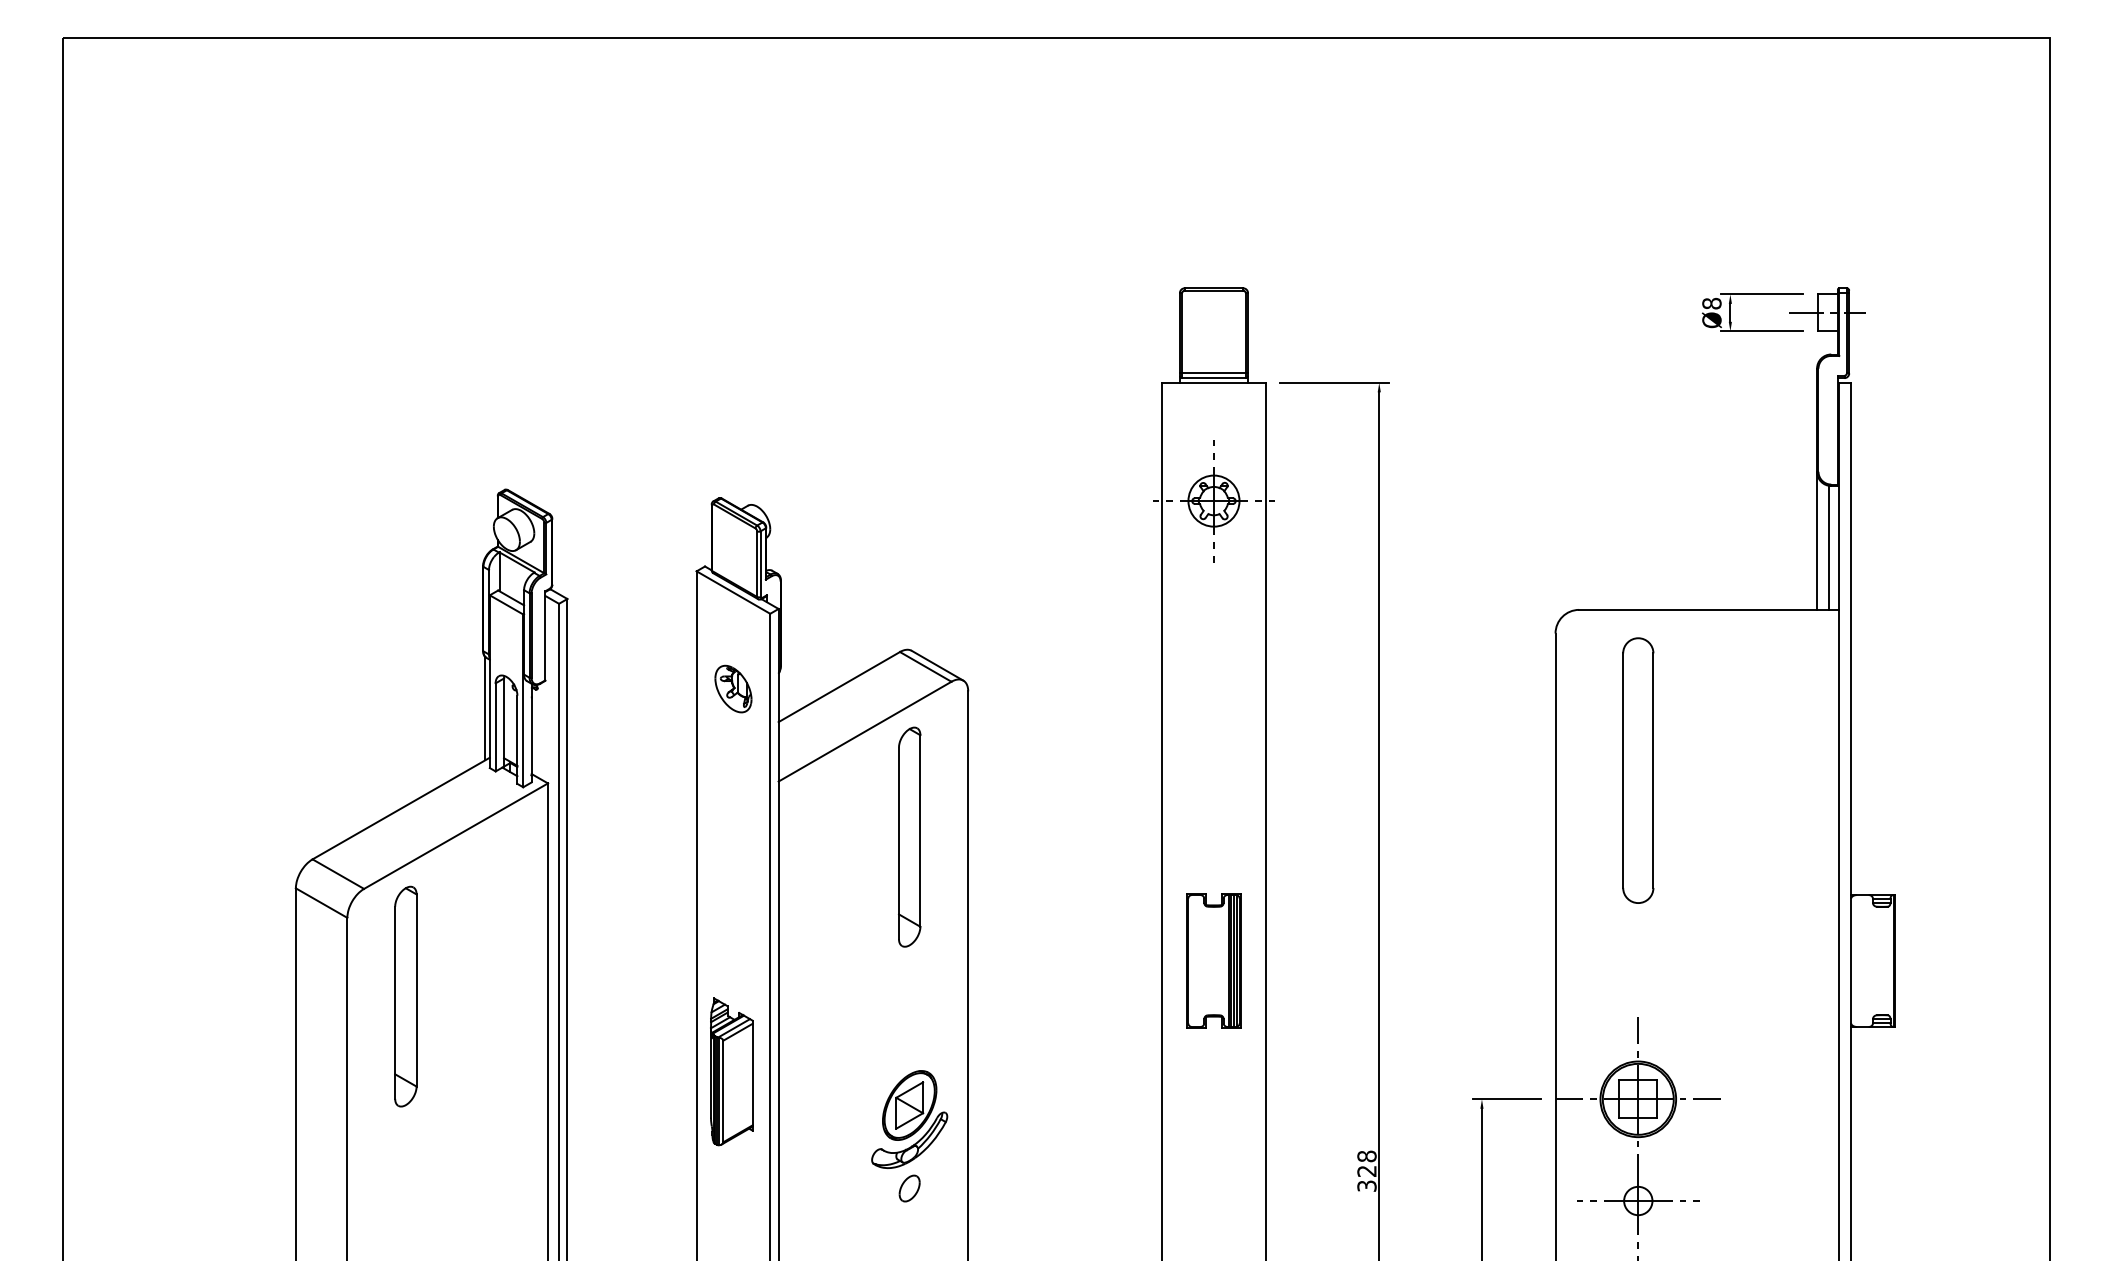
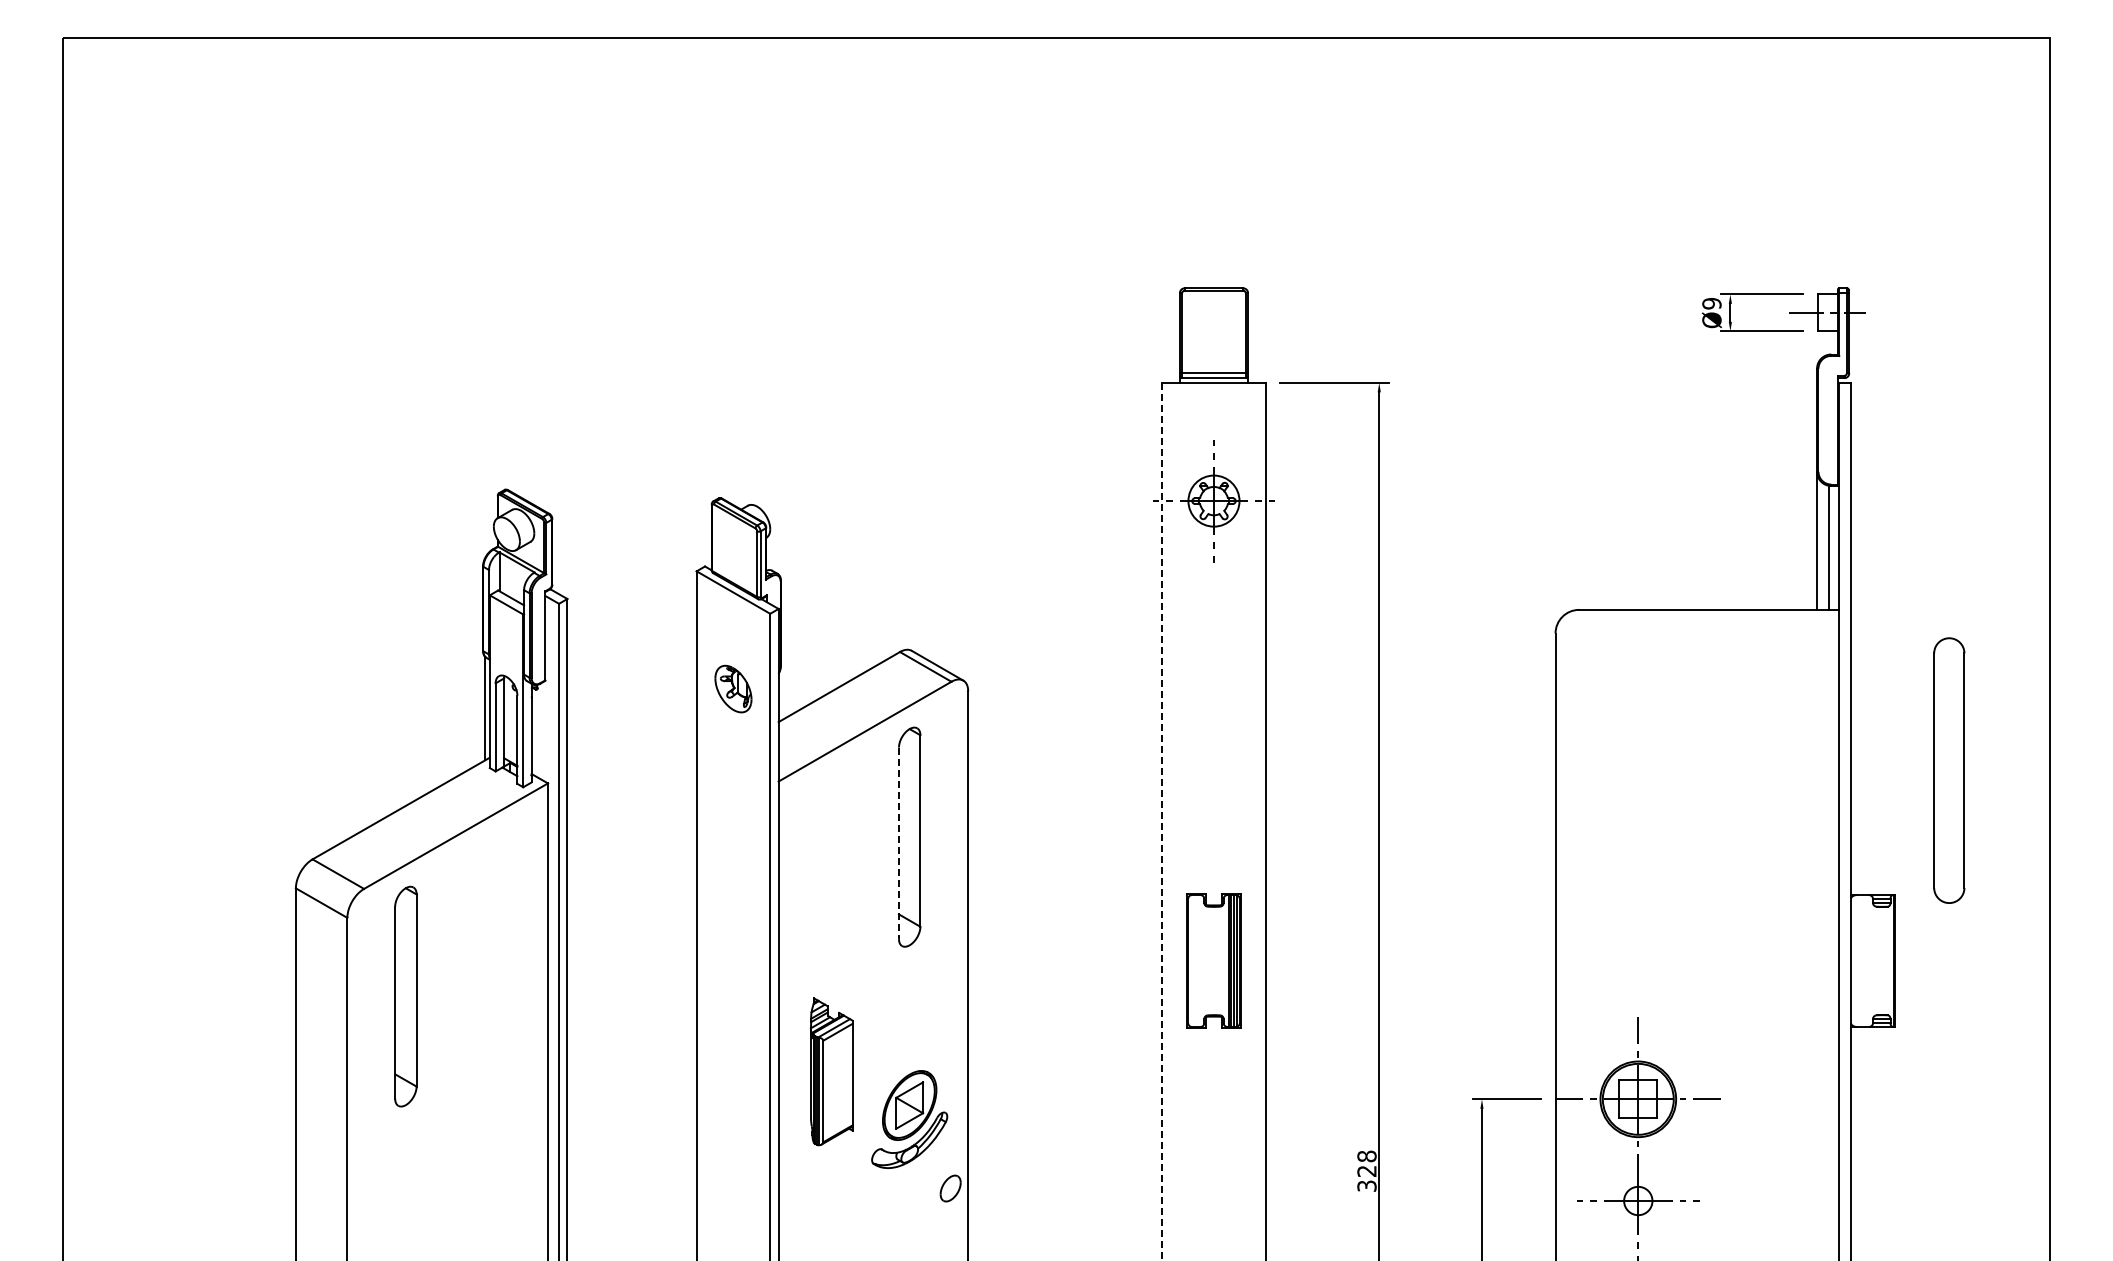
text: Ø8 -> Ø9 (1711, 303)
part position: (1638, 770) -> (1949, 770) (1949, 770)
line: solid -> dashed (1161, 821)
line: solid -> dashed (899, 843)
part position: (731, 1071) -> (831, 1071) (831, 1071)
part position: (909, 1188) -> (950, 1188) (950, 1188)
